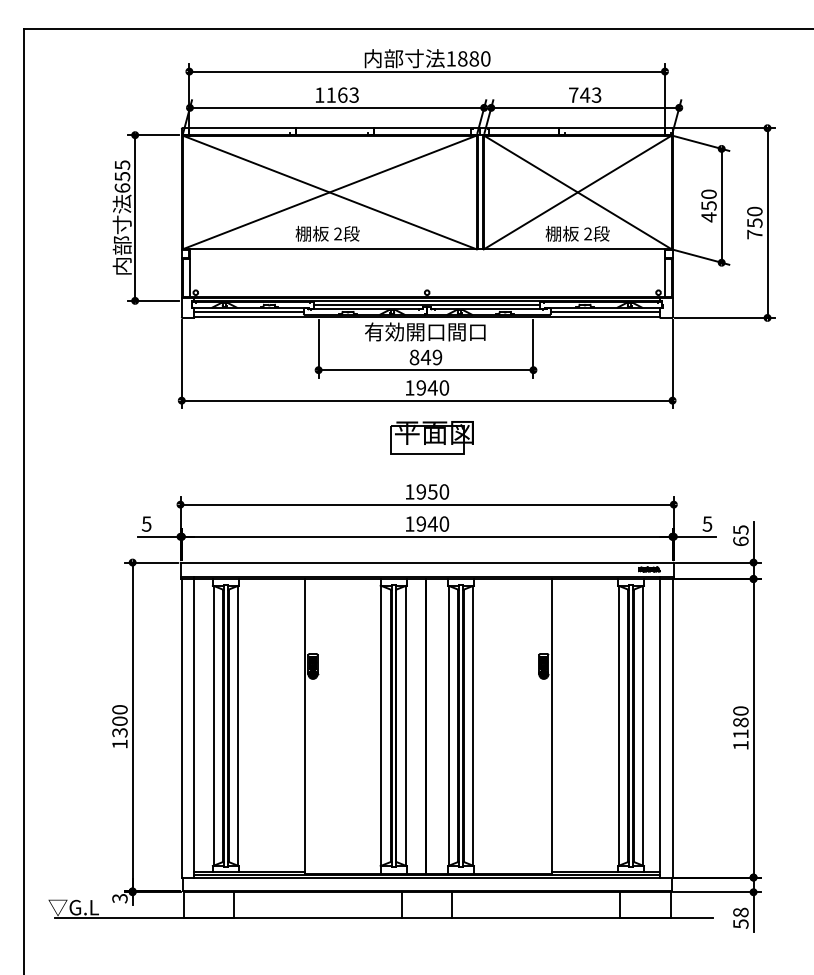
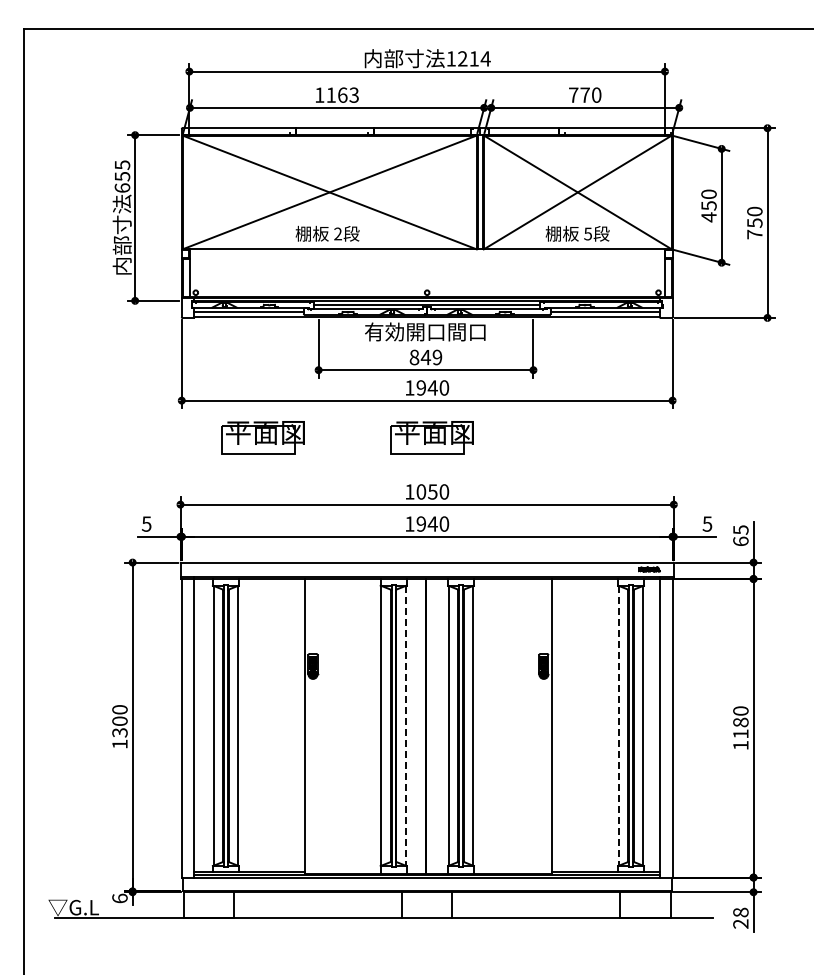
text: 1880 -> 1214 (474, 58)
text: 743 -> 770 (590, 94)
text: 2 -> 5 (588, 233)
part: none -> present (262, 437)
text: 1950 -> 1050 (421, 491)
line: solid -> dashed (405, 725)
line: solid -> dashed (618, 725)
text: 3 -> 6 (119, 898)
text: 58 -> 28 (740, 923)
